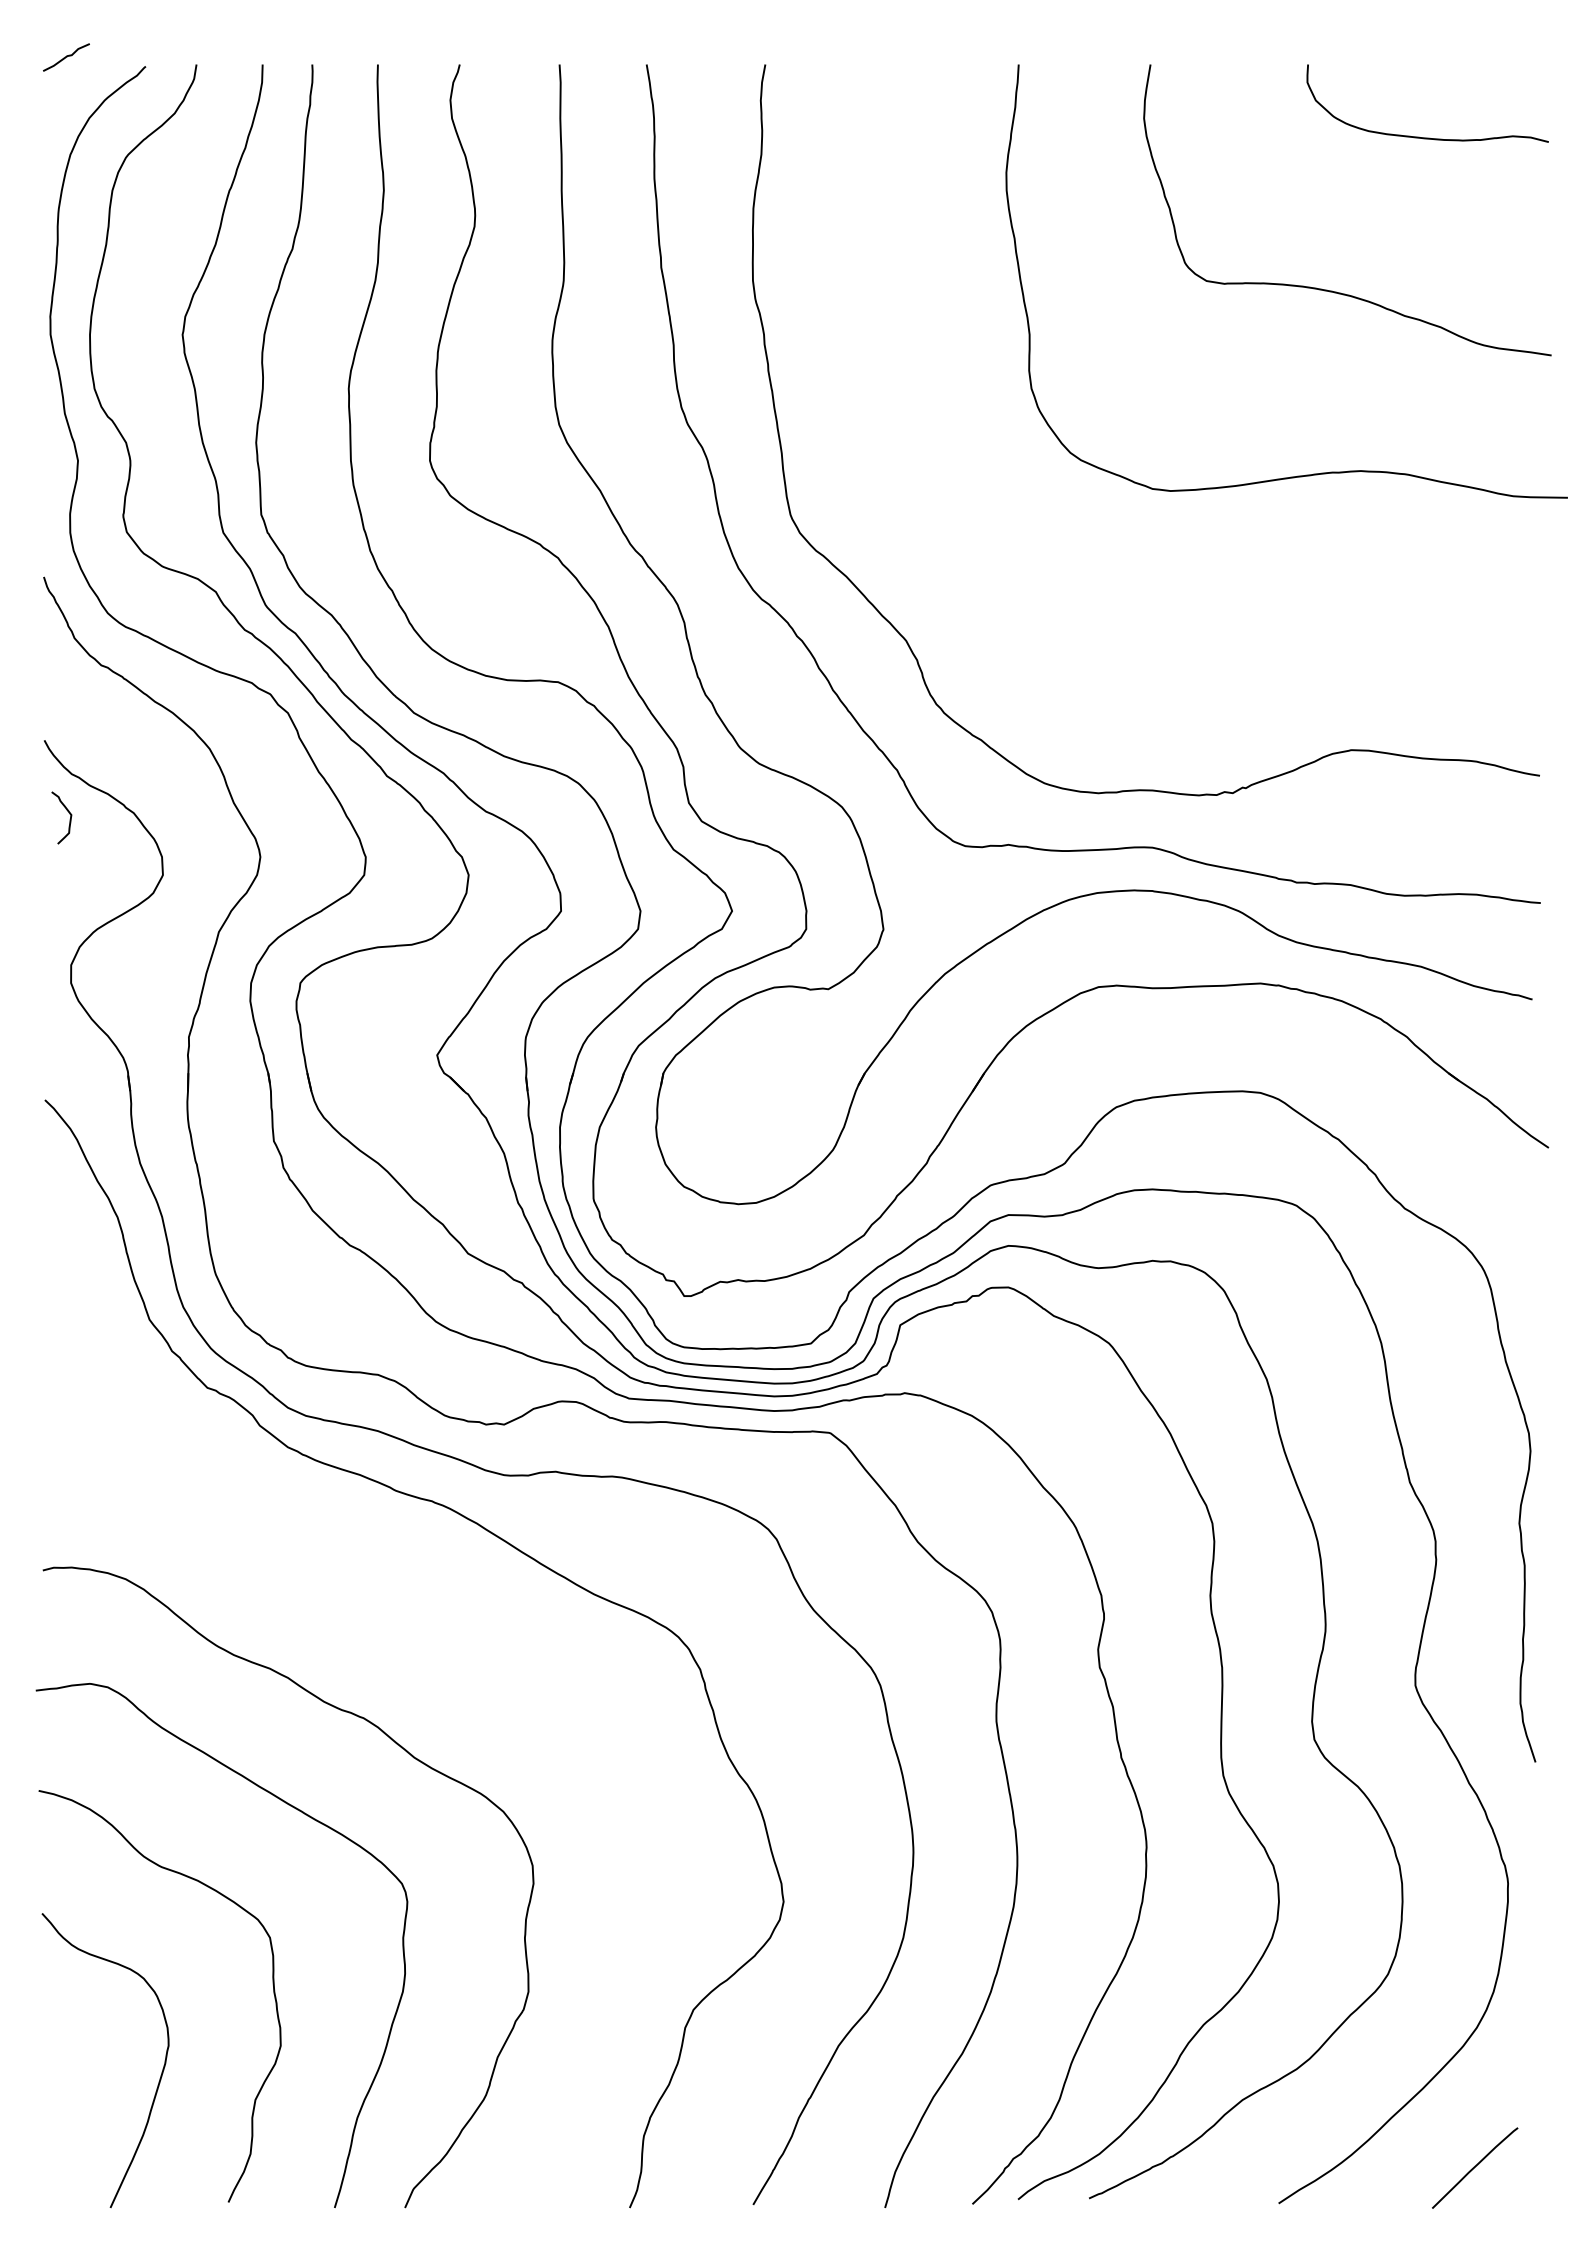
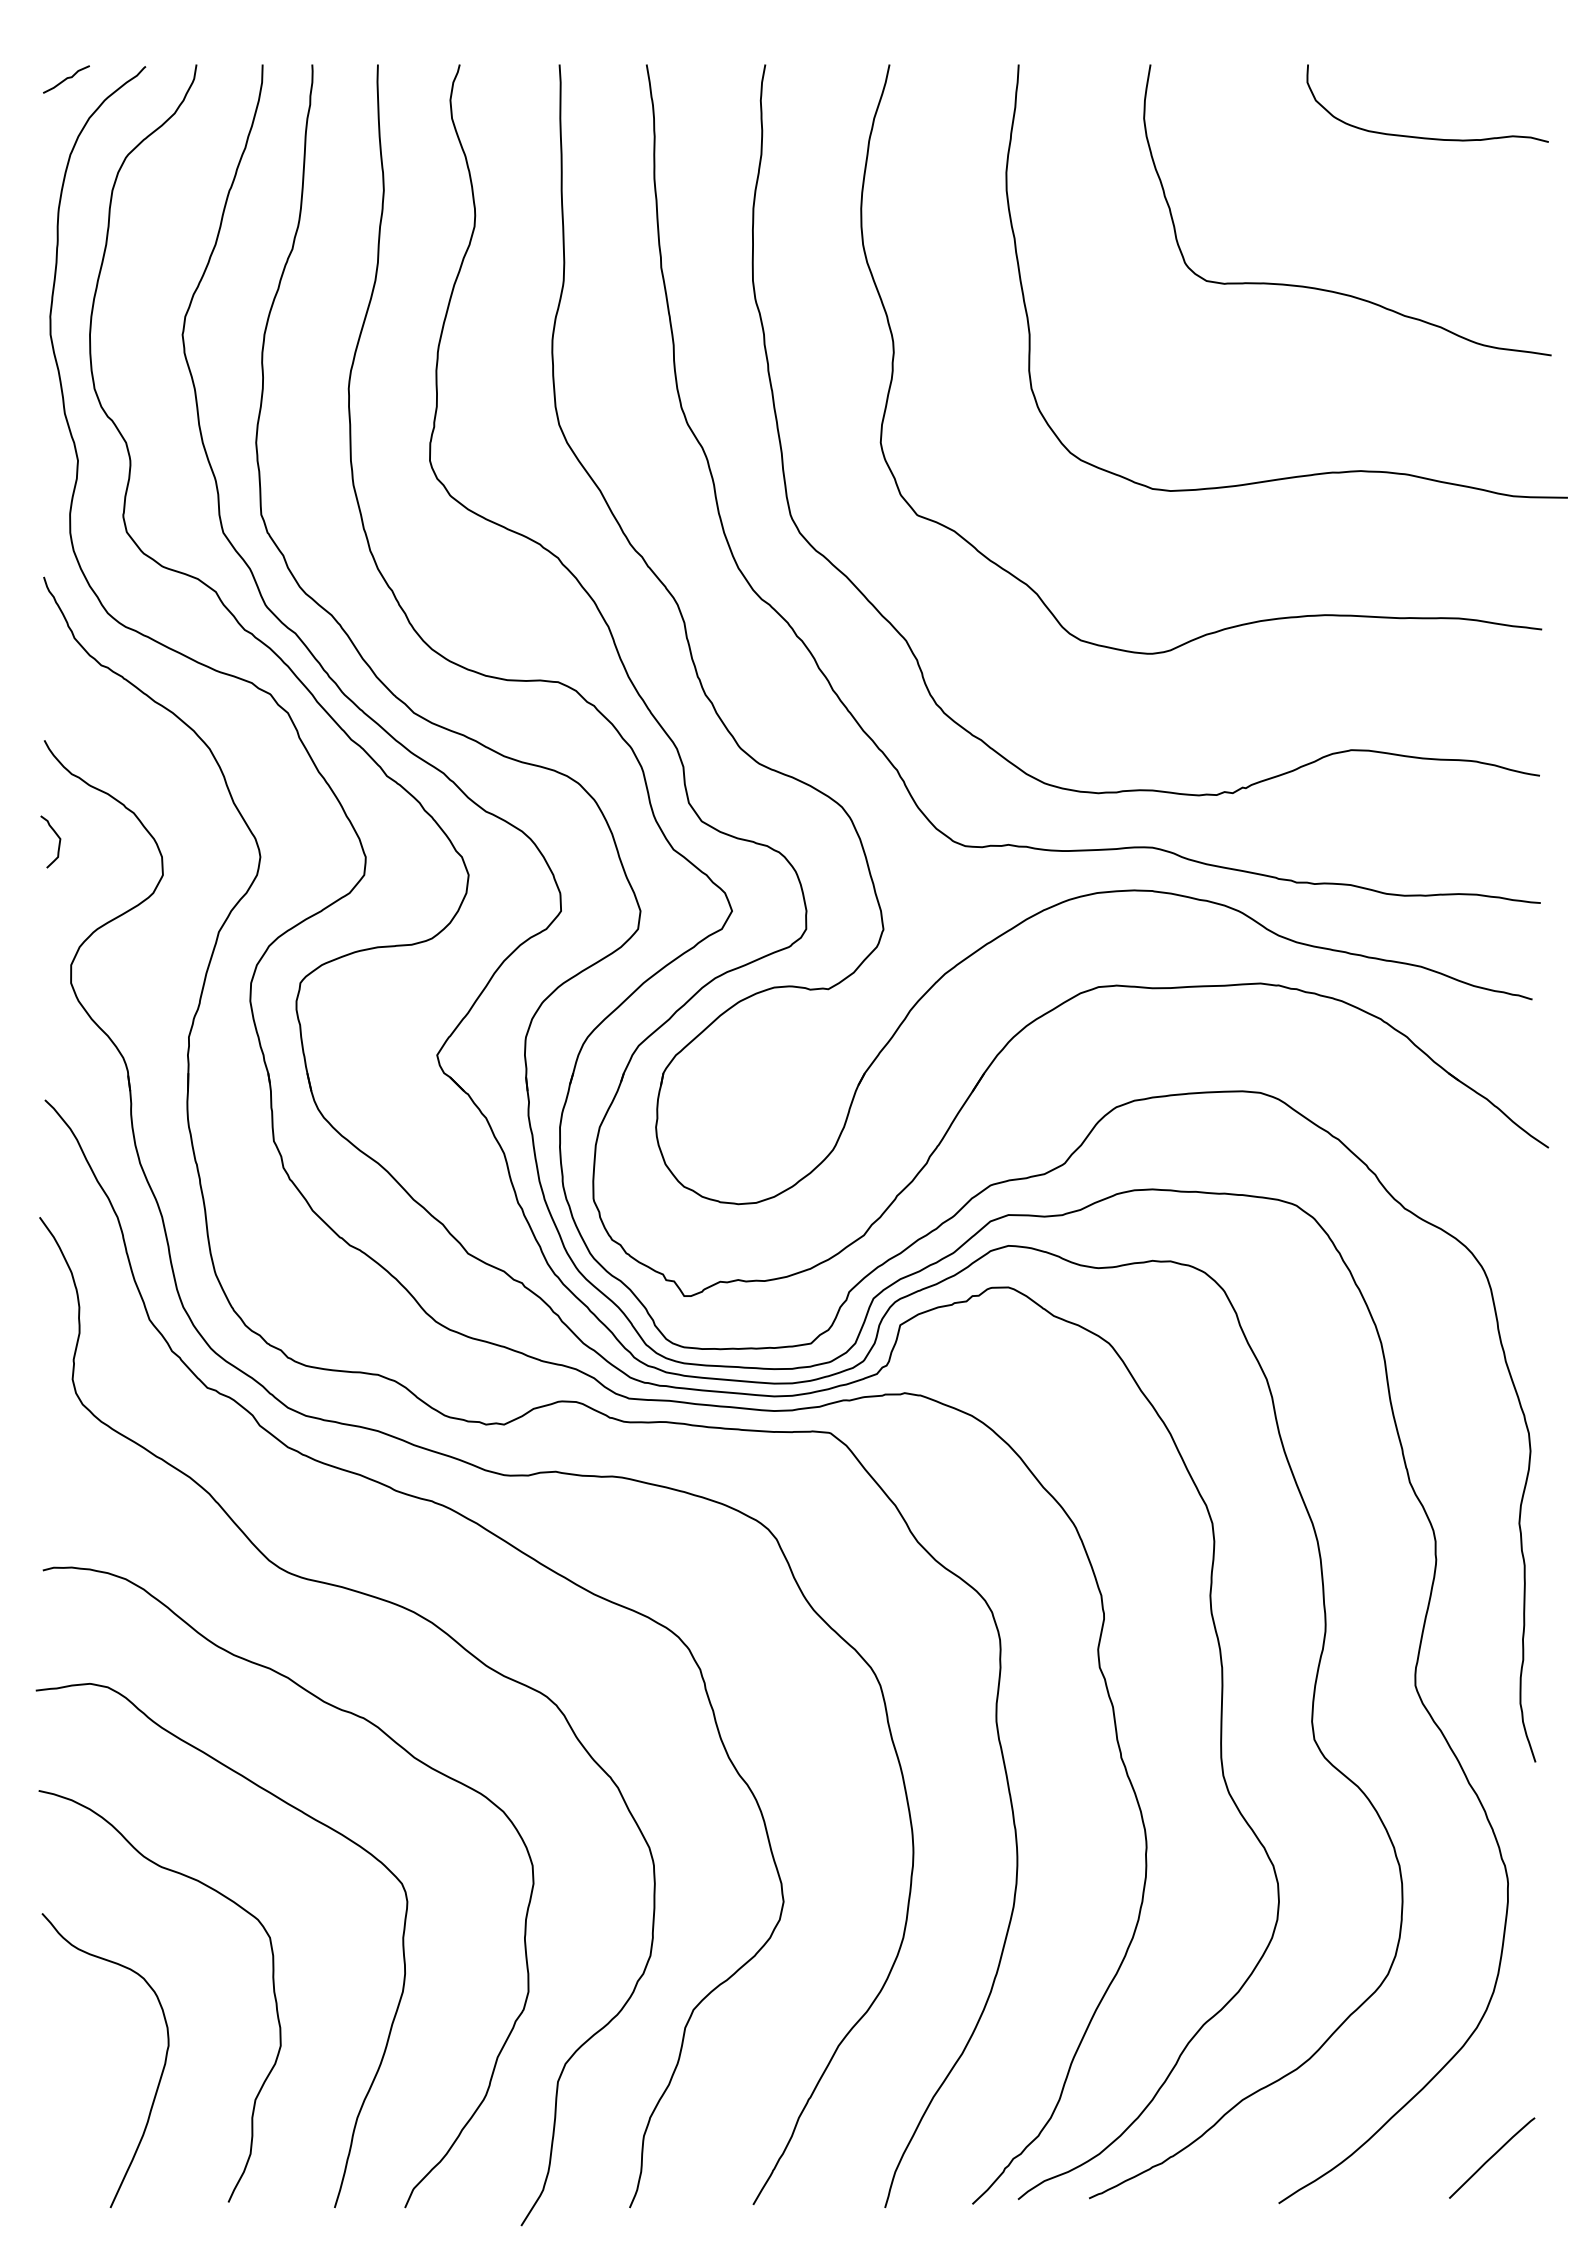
curve position: (66, 57) -> (66, 79) (66, 79)
curve: none -> present (1252, 621)
curve position: (69, 819) -> (58, 843) (58, 843)
curve: none -> present (392, 1604)
curve position: (1475, 2167) -> (1492, 2157) (1492, 2157)
